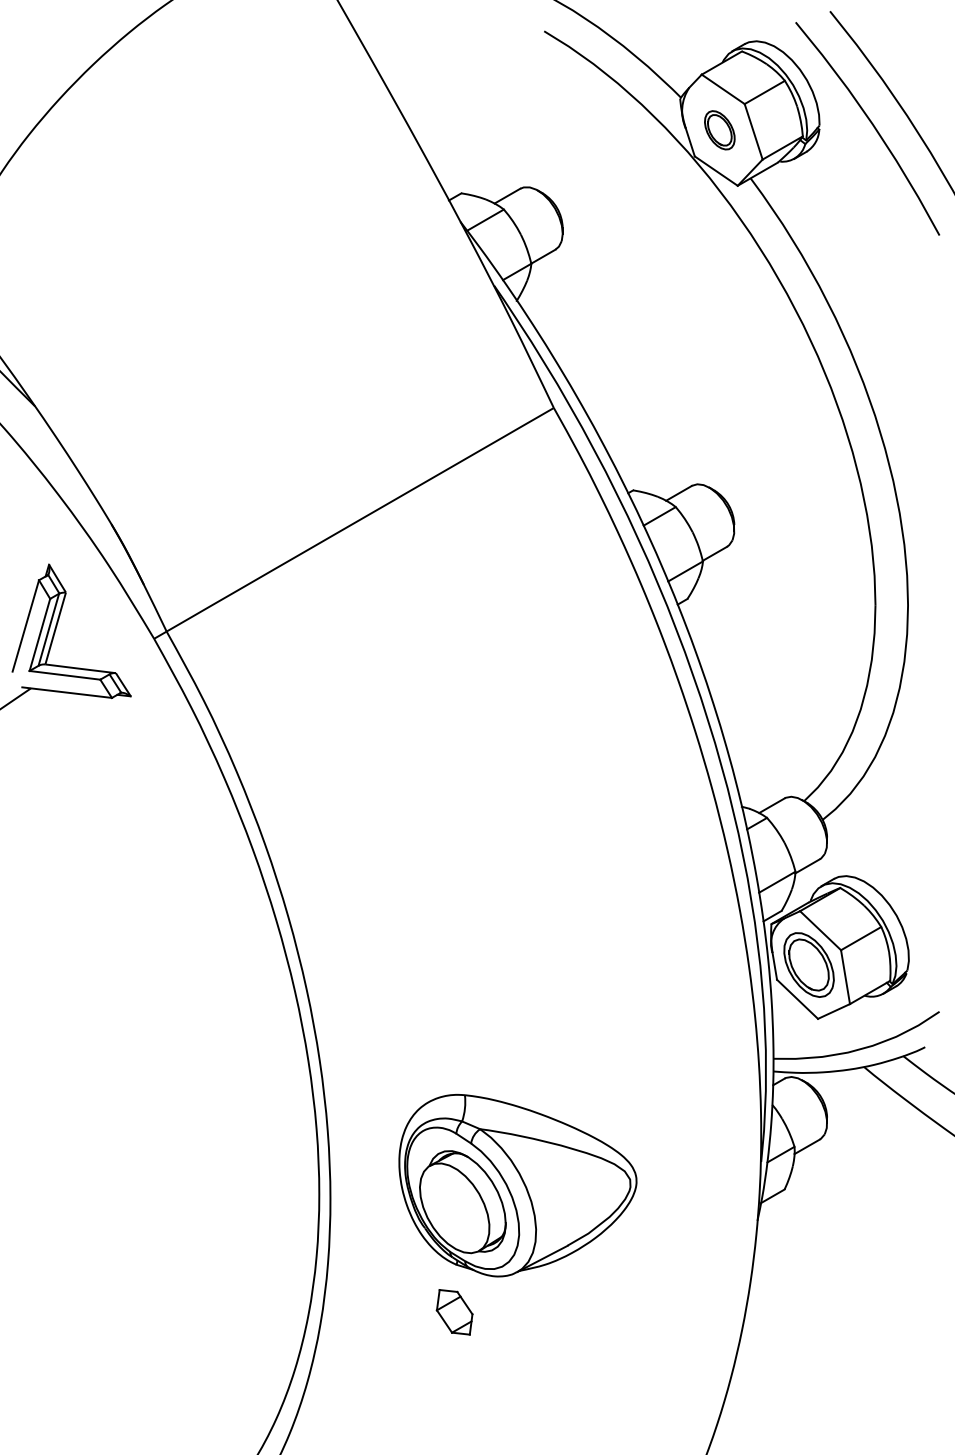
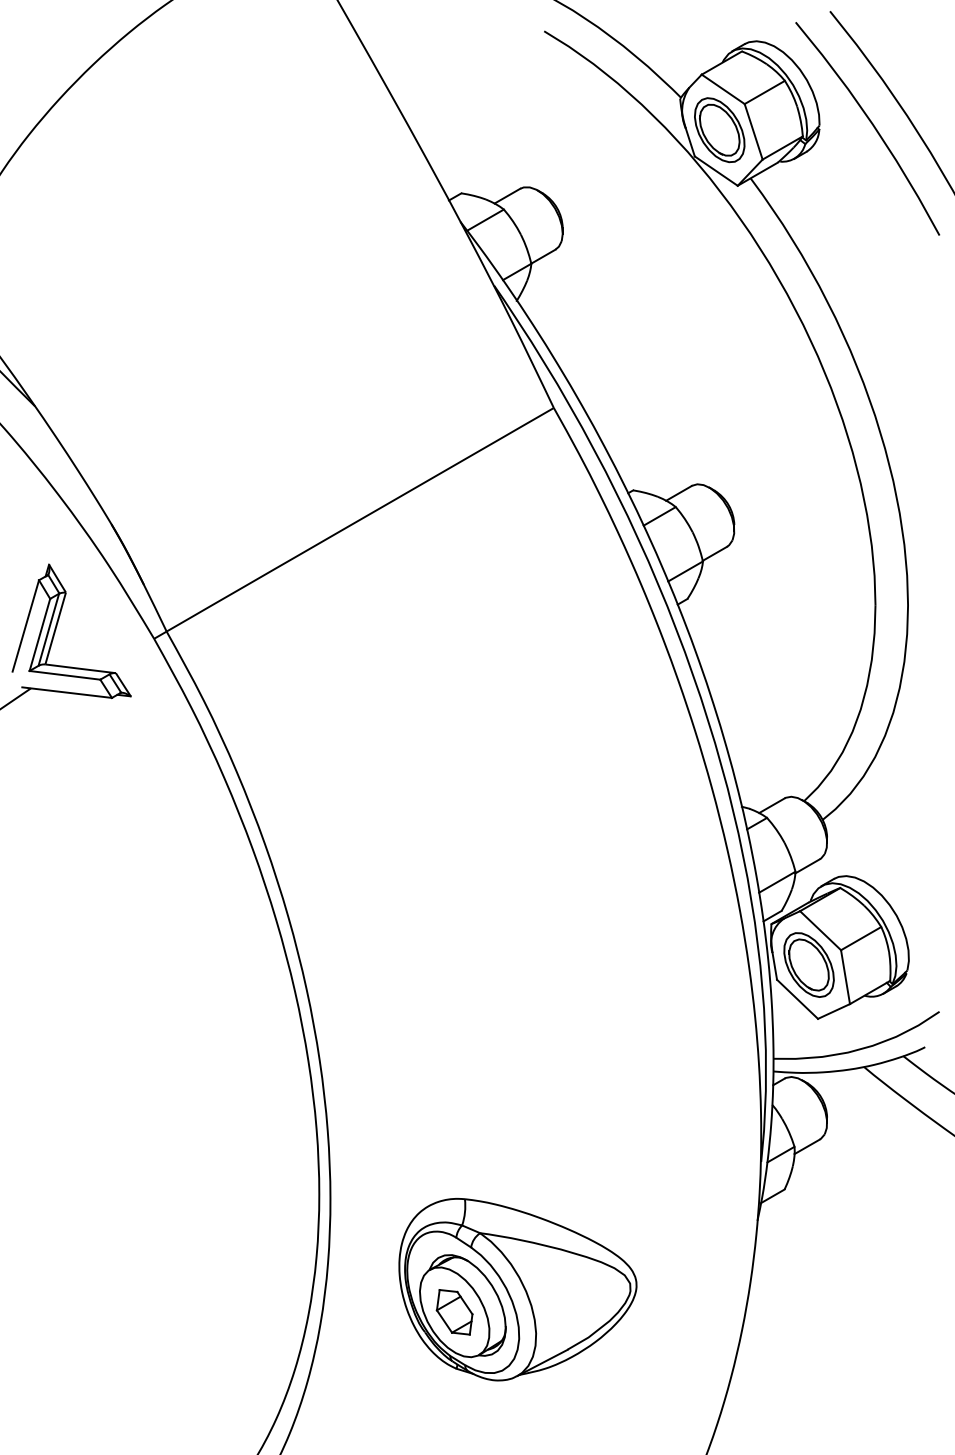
part size: 32x41 px -> 52x67 px (719, 130)
part position: (517, 1185) -> (517, 1289) (517, 1289)
